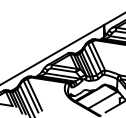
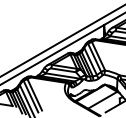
line: none -> present (62, 40)
